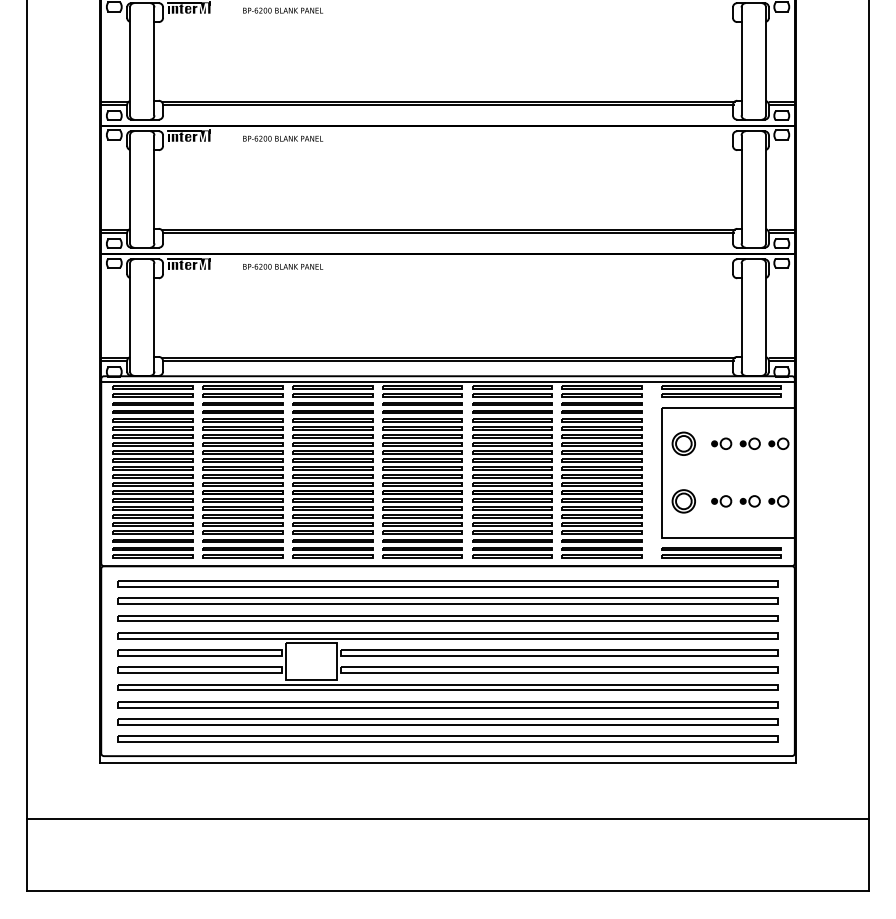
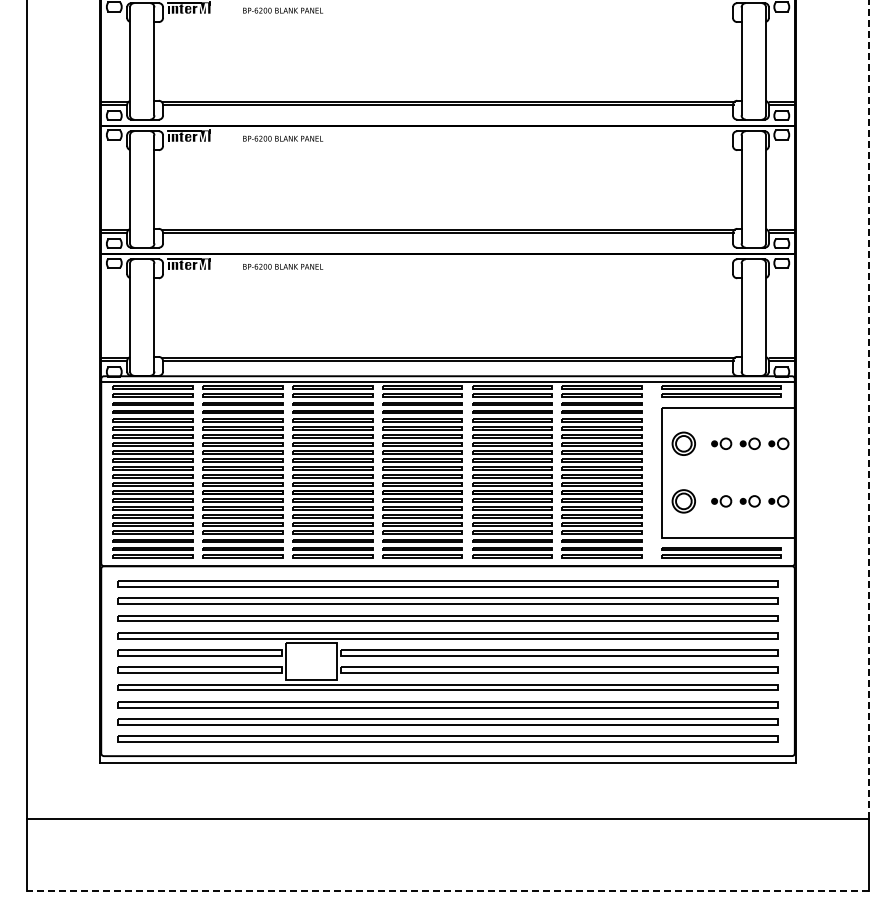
line: solid -> dashed (868, 409)
line: solid -> dashed (448, 891)
